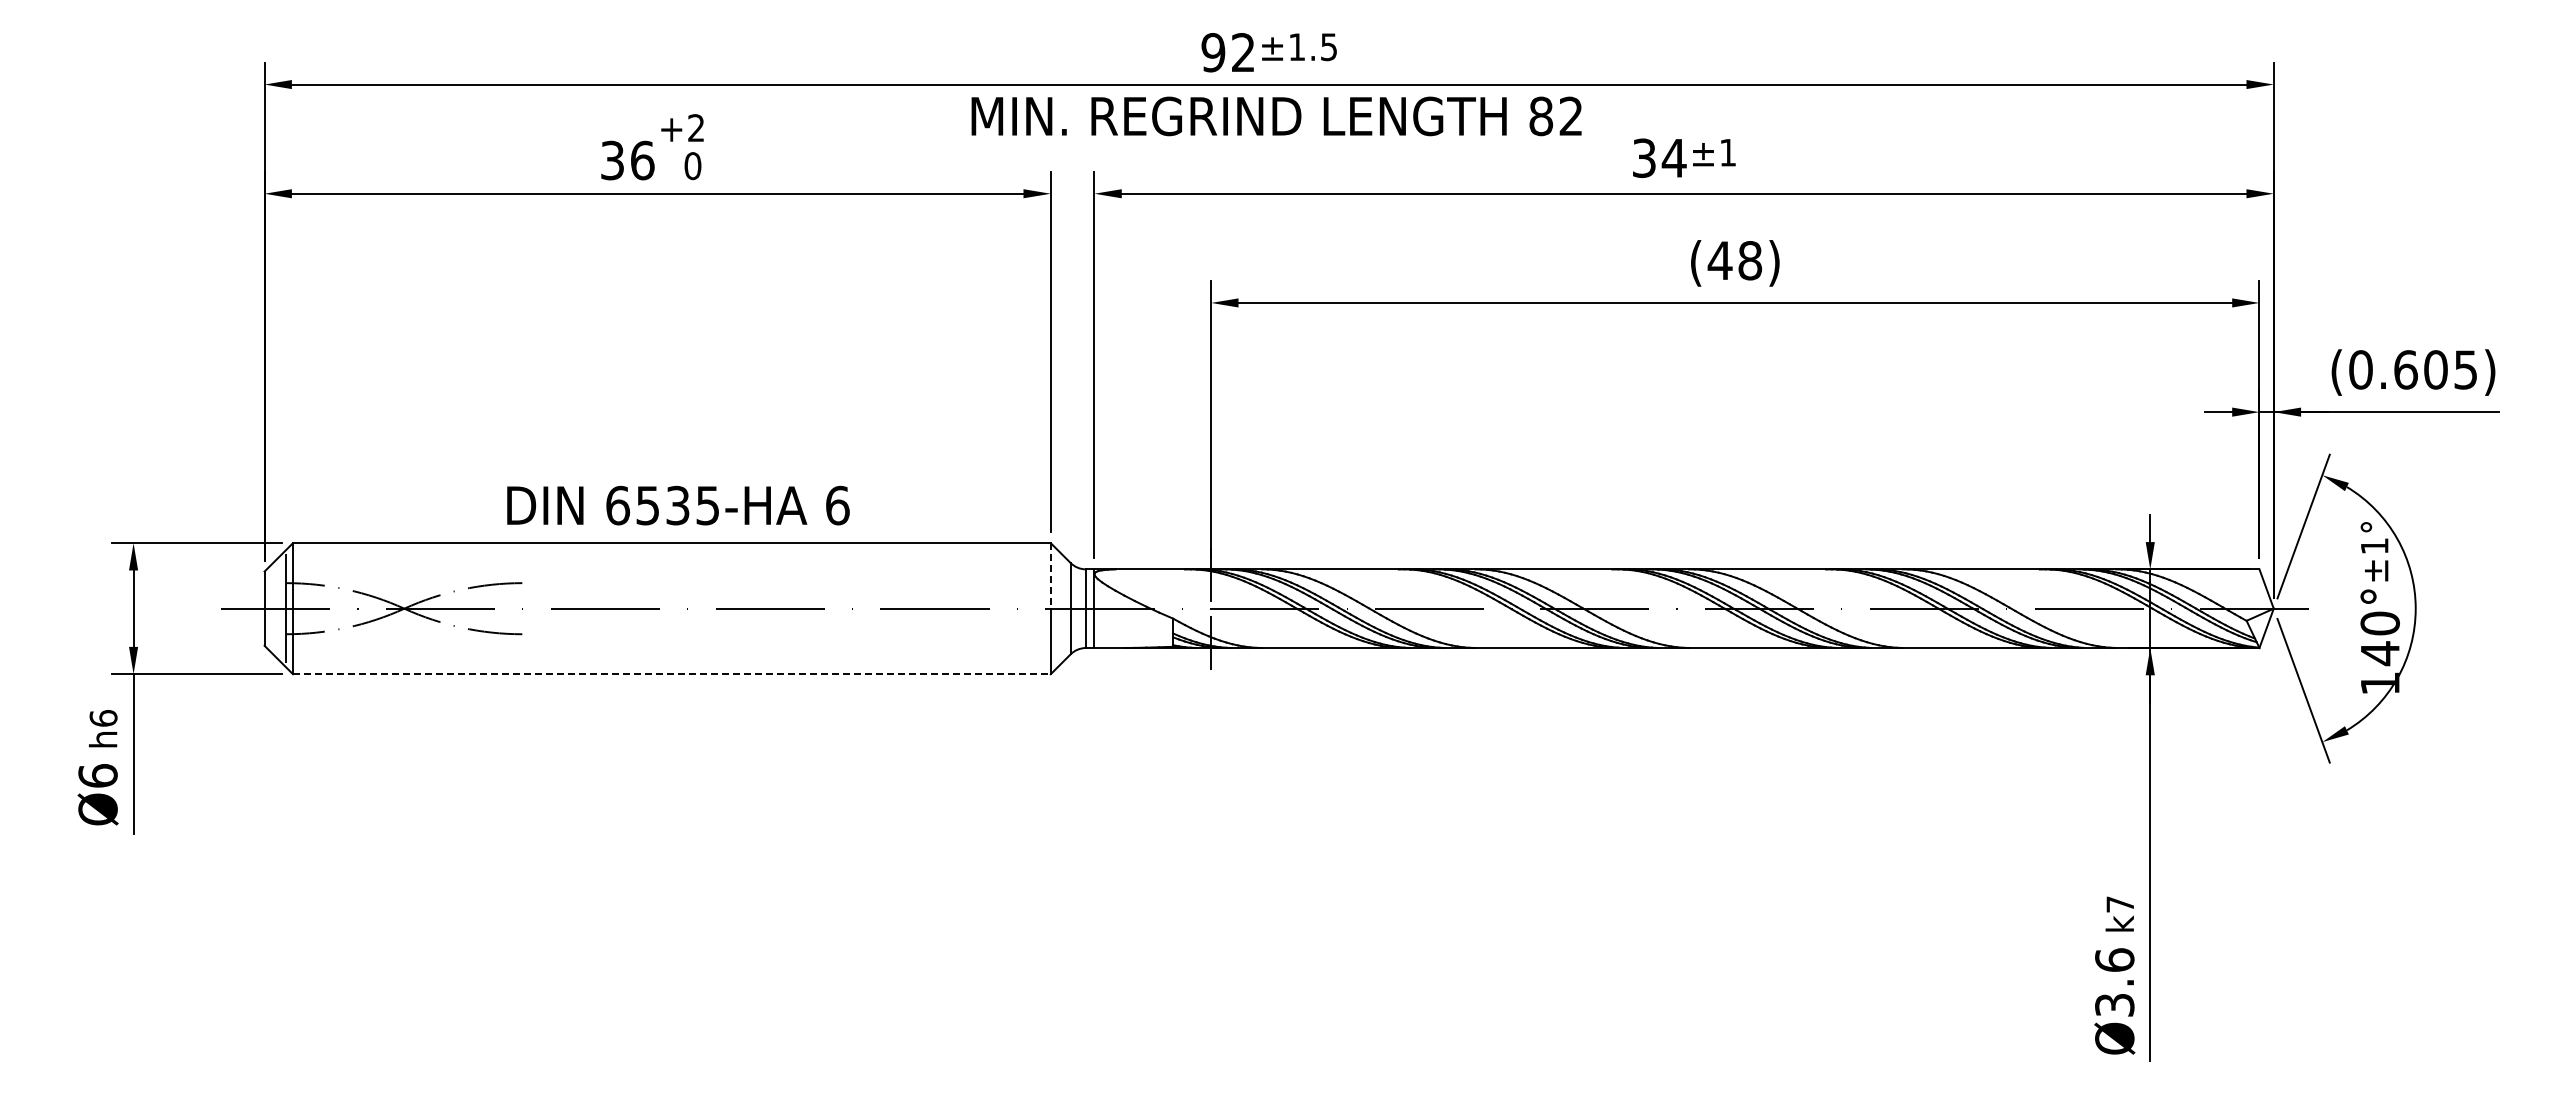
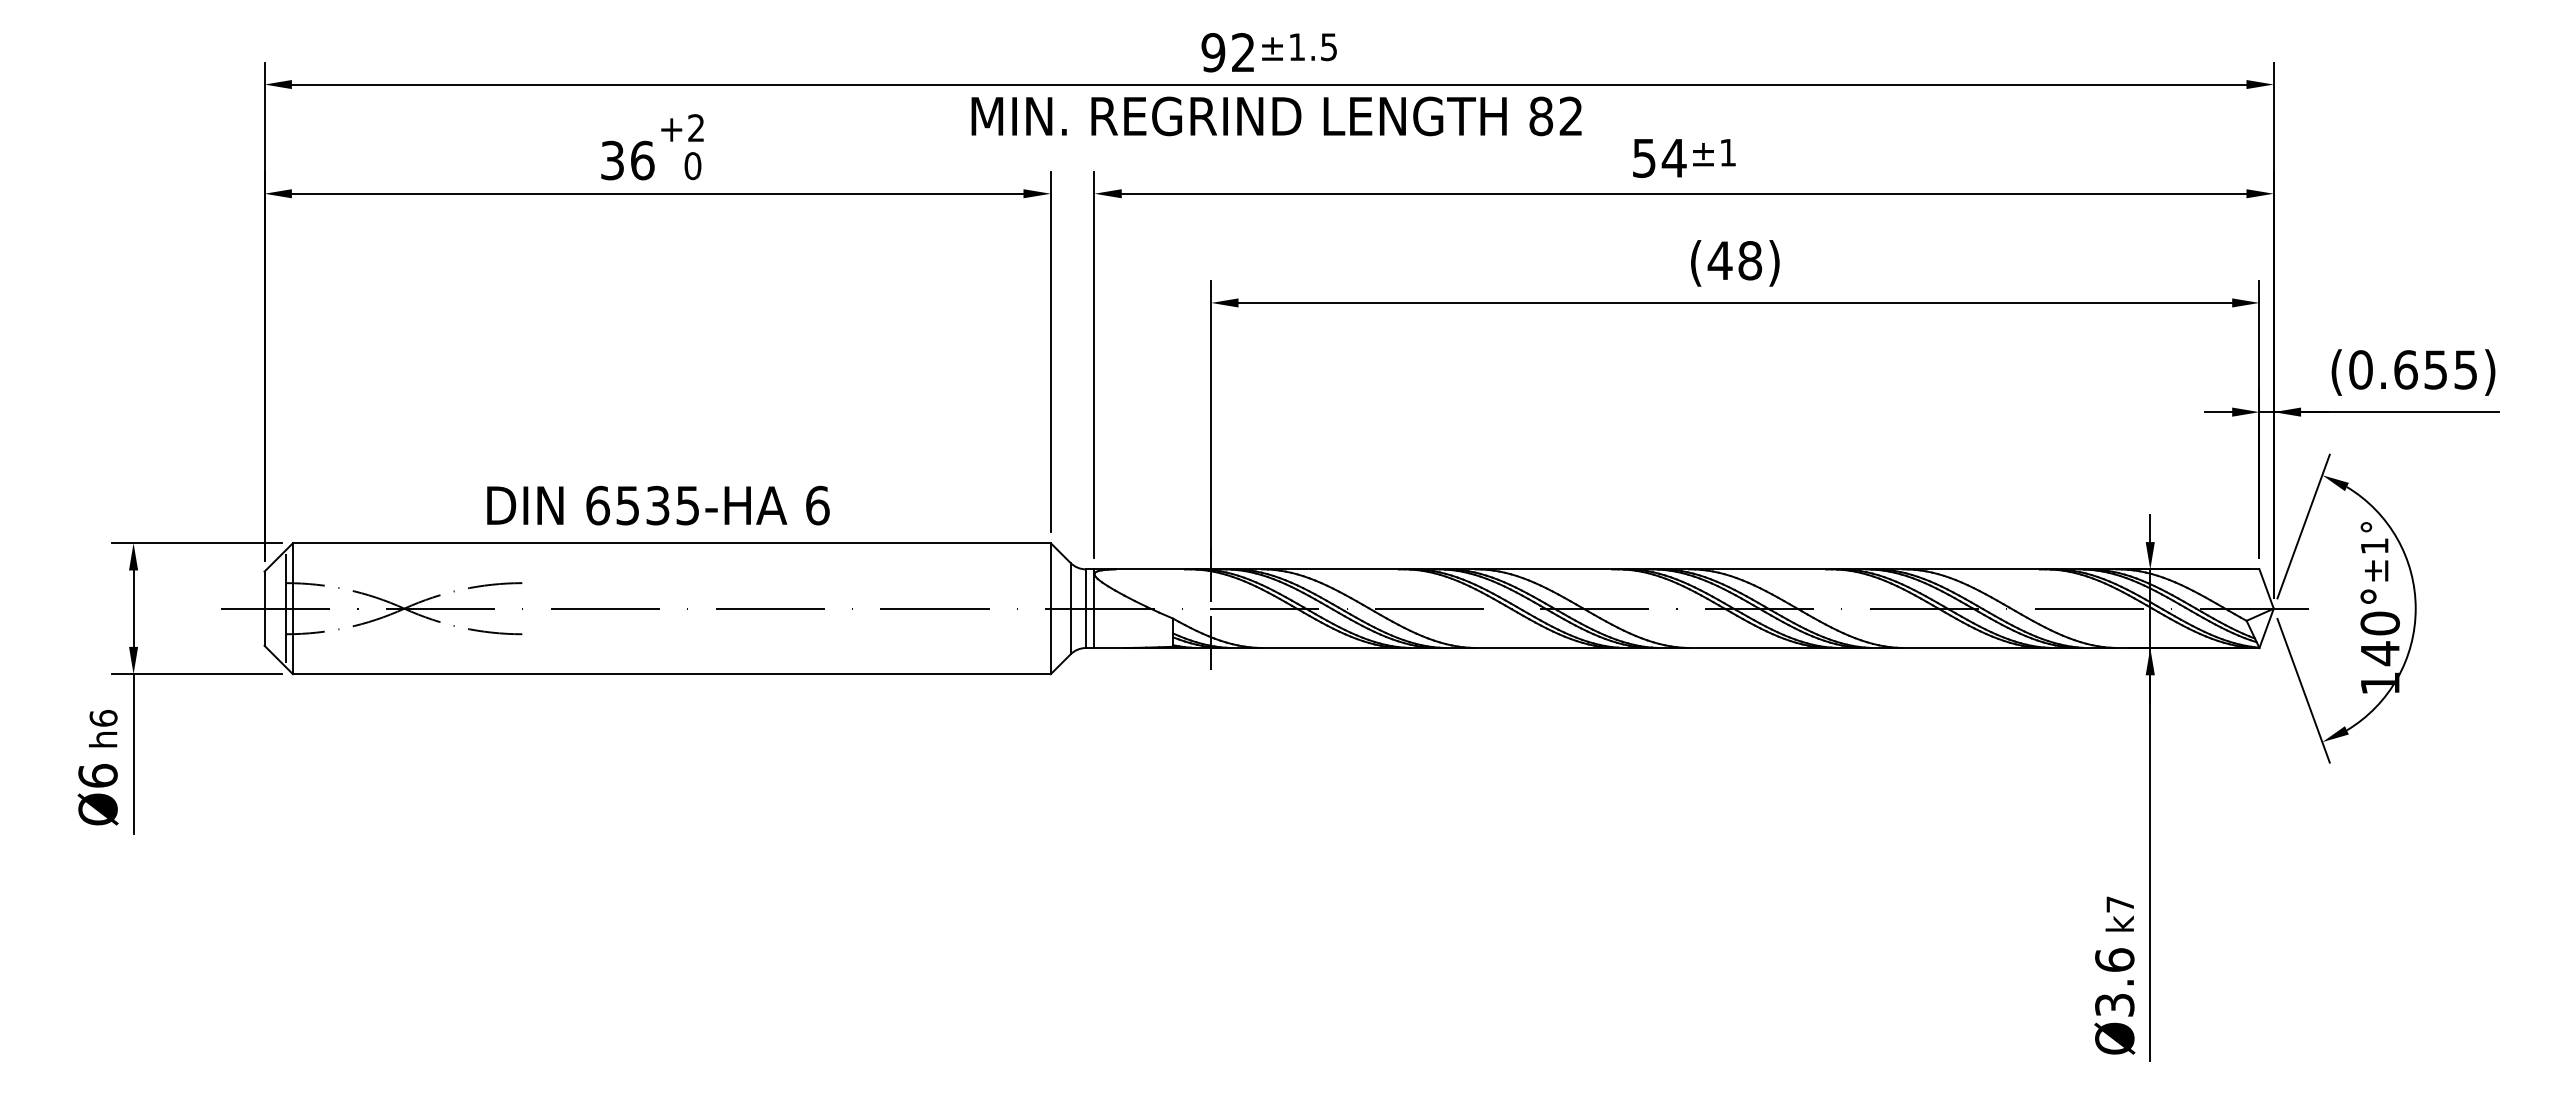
text: 34 -> 54 (1644, 157)
text: (0.605) -> (0.655) (2435, 369)
text position: (678, 505) -> (658, 505) (658, 505)
line: dashed -> solid (1050, 575)
line: dashed -> solid (671, 674)
